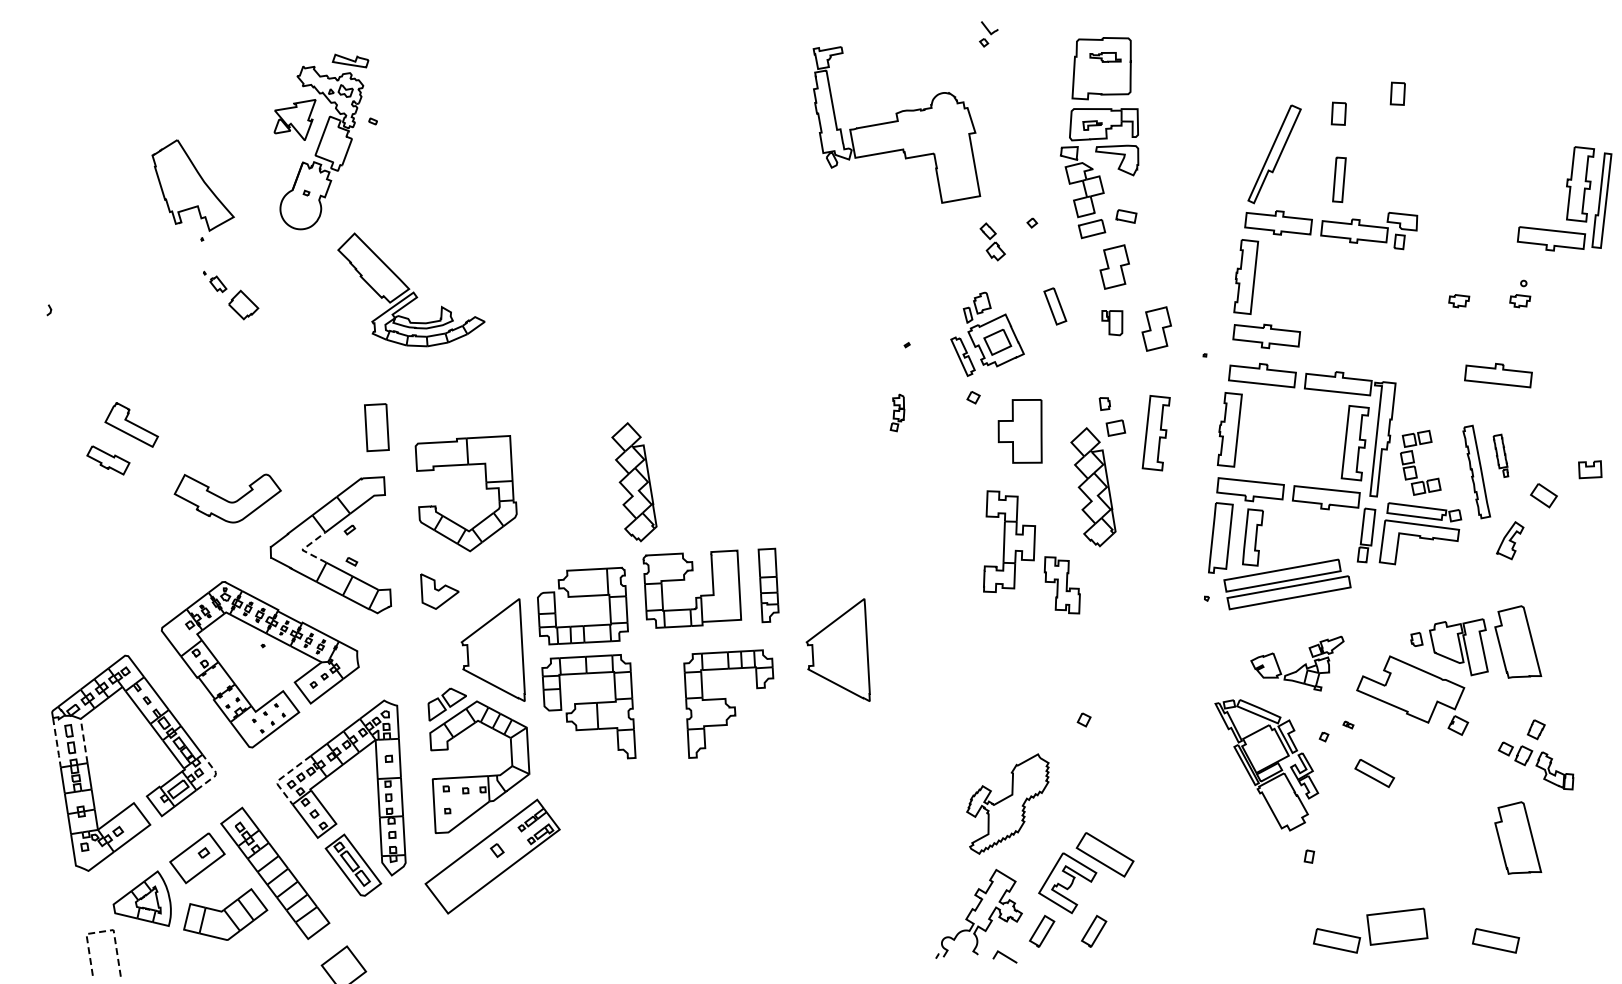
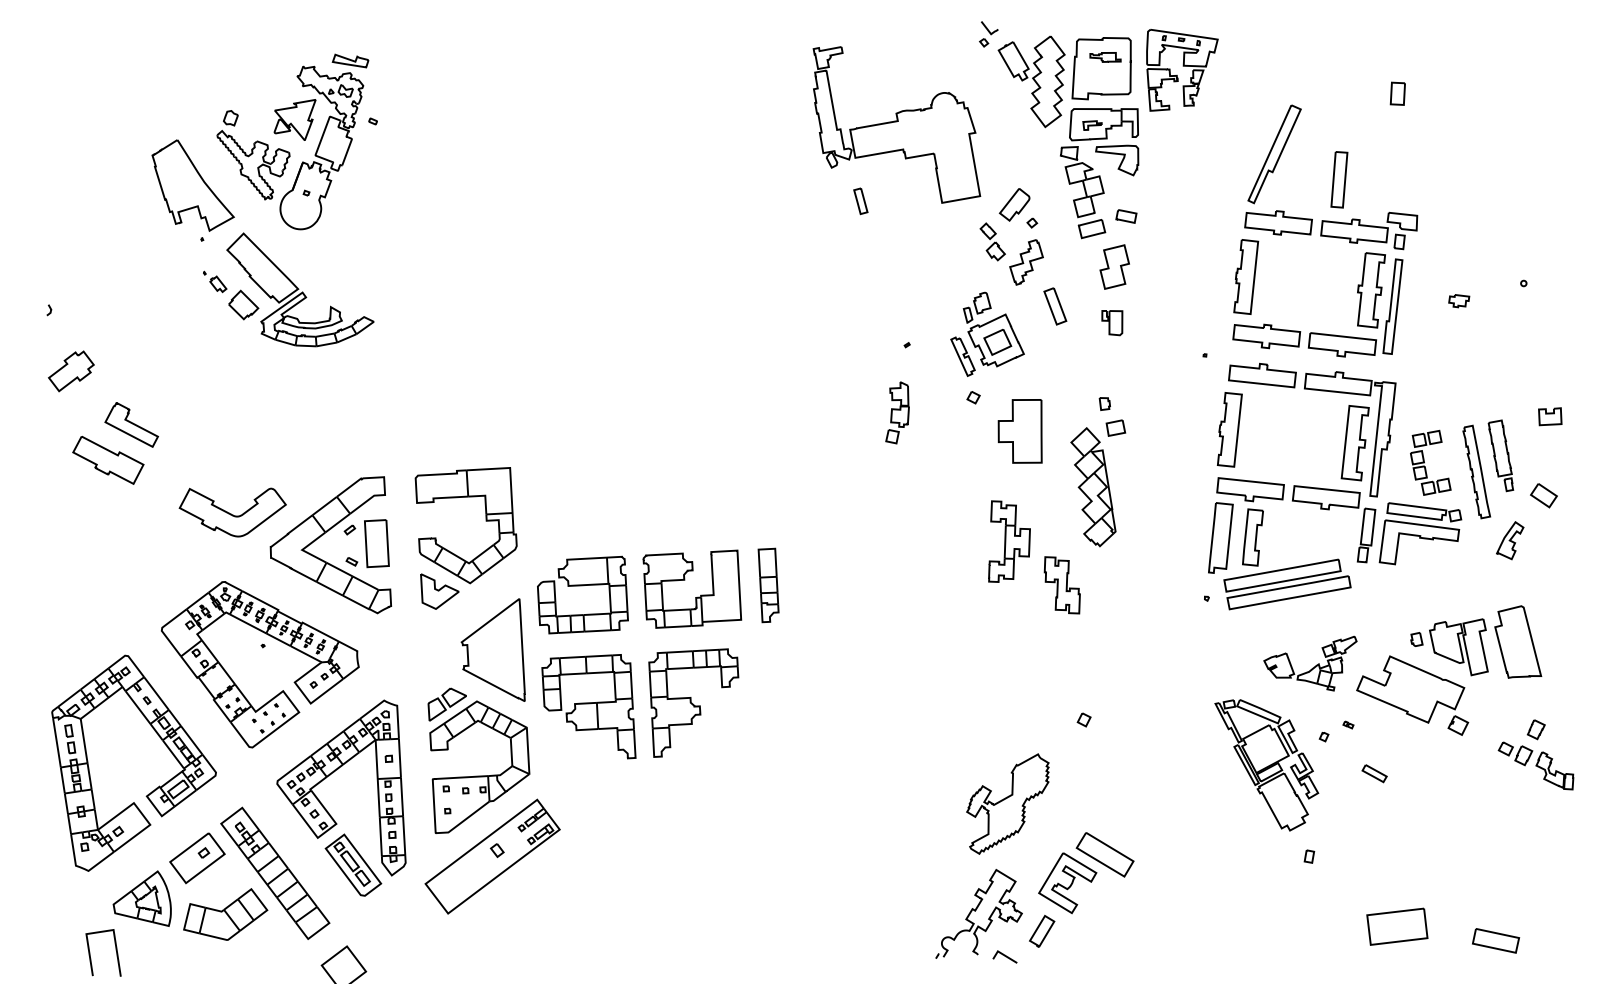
part: none -> present (1182, 70)
part: none -> present (1031, 81)
part: present -> none (1338, 113)
part: none -> present (253, 155)
part size: 15x47 px -> 19x58 px (1339, 179)
part position: (1564, 198) -> (1355, 304) (1355, 304)
part: none -> present (860, 201)
part: none -> present (1014, 204)
part: none -> present (1026, 262)
part position: (411, 289) -> (300, 289) (300, 289)
part: present -> none (1520, 301)
part: present -> none (1156, 328)
part: none -> present (71, 371)
part: present -> none (1498, 375)
part size: 17x40 px -> 25x64 px (897, 412)
part position: (376, 427) -> (376, 543) (376, 543)
part: present -> none (1155, 433)
part size: 18x45 px -> 28x74 px (1500, 455)
part size: 45x31 px -> 73x49 px (108, 460)
part position: (1420, 462) -> (1430, 462) (1430, 462)
part position: (1590, 469) -> (1550, 416) (1550, 416)
part: present -> none (634, 482)
part position: (485, 489) -> (485, 521) (485, 521)
part position: (227, 498) -> (232, 512) (232, 512)
part size: 54x103 px -> 43x83 px (1009, 541)
line: dashed -> solid (302, 549)
part position: (582, 597) -> (582, 586) (582, 586)
part: present -> none (837, 649)
part position: (1297, 663) -> (1310, 663) (1310, 663)
part position: (728, 703) -> (693, 702) (693, 702)
line: dashed -> solid (84, 740)
line: dashed -> solid (57, 743)
part size: 42x29 px -> 27x20 px (1374, 773)
line: dashed -> solid (215, 774)
line: dashed -> solid (281, 777)
part: present -> none (1518, 837)
part: present -> none (1094, 930)
line: dashed -> solid (101, 931)
part: present -> none (1337, 940)
